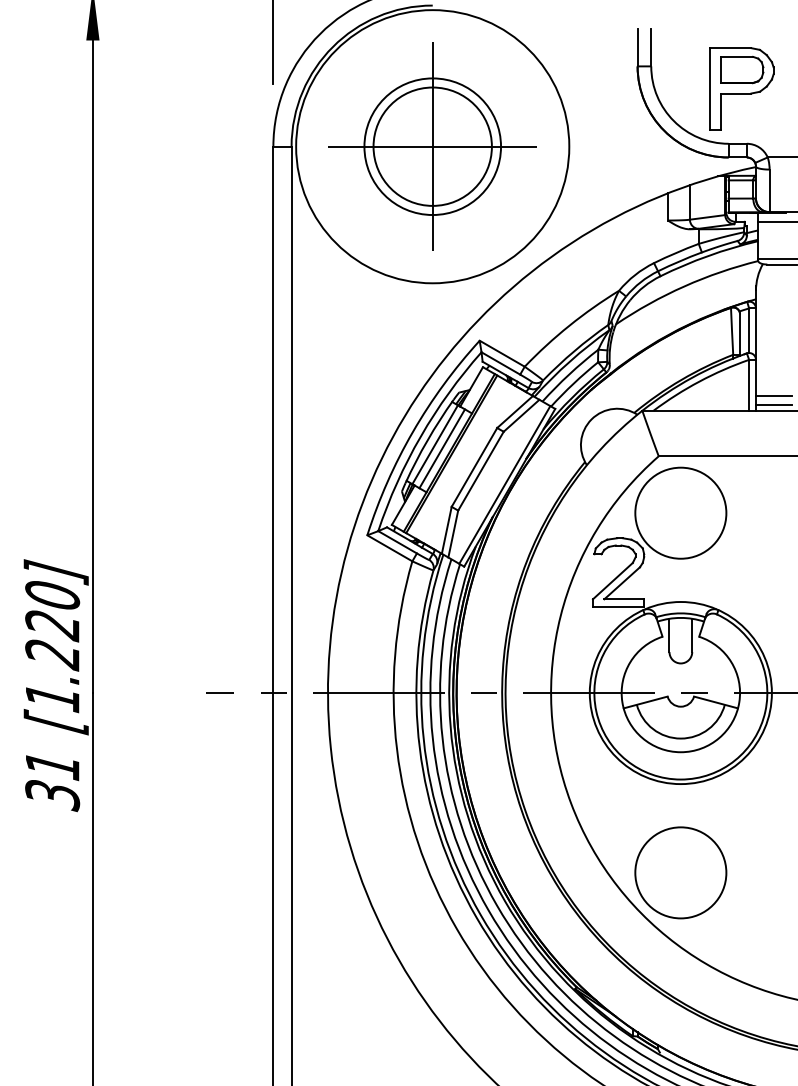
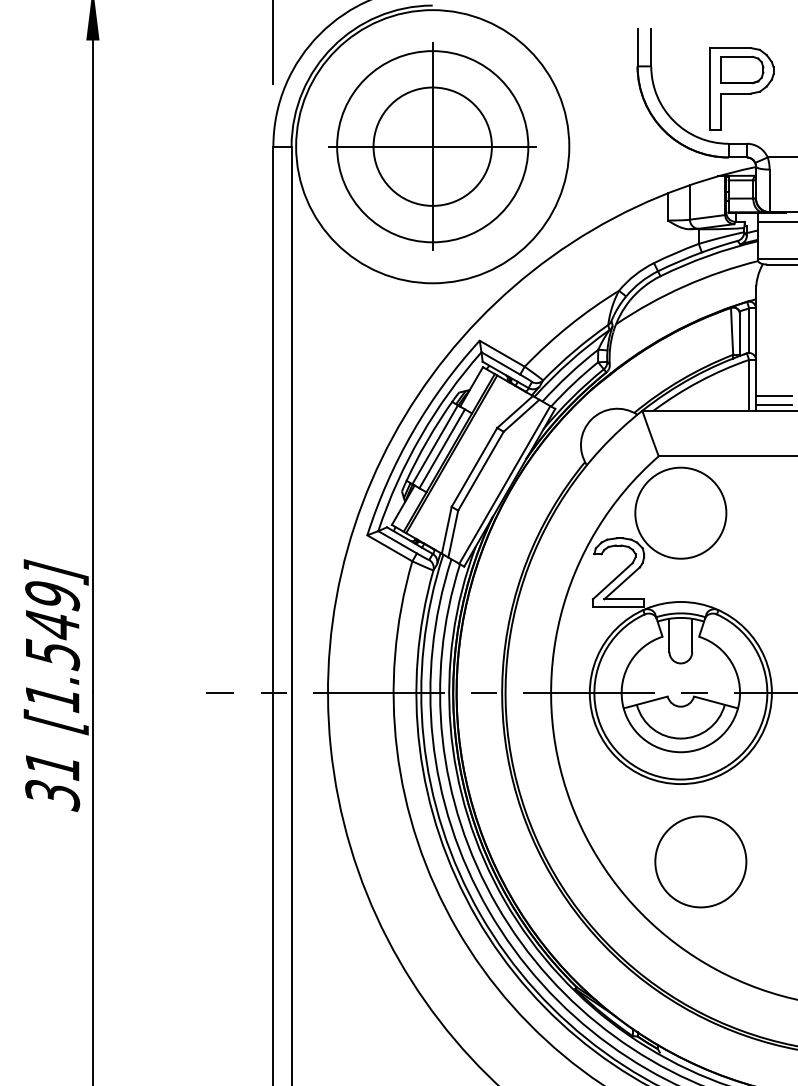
circle diameter: 137 px -> 191 px (432, 146)
text: [1.220] -> [1.549] (52, 626)
circle position: (680, 872) -> (700, 861) (700, 861)
